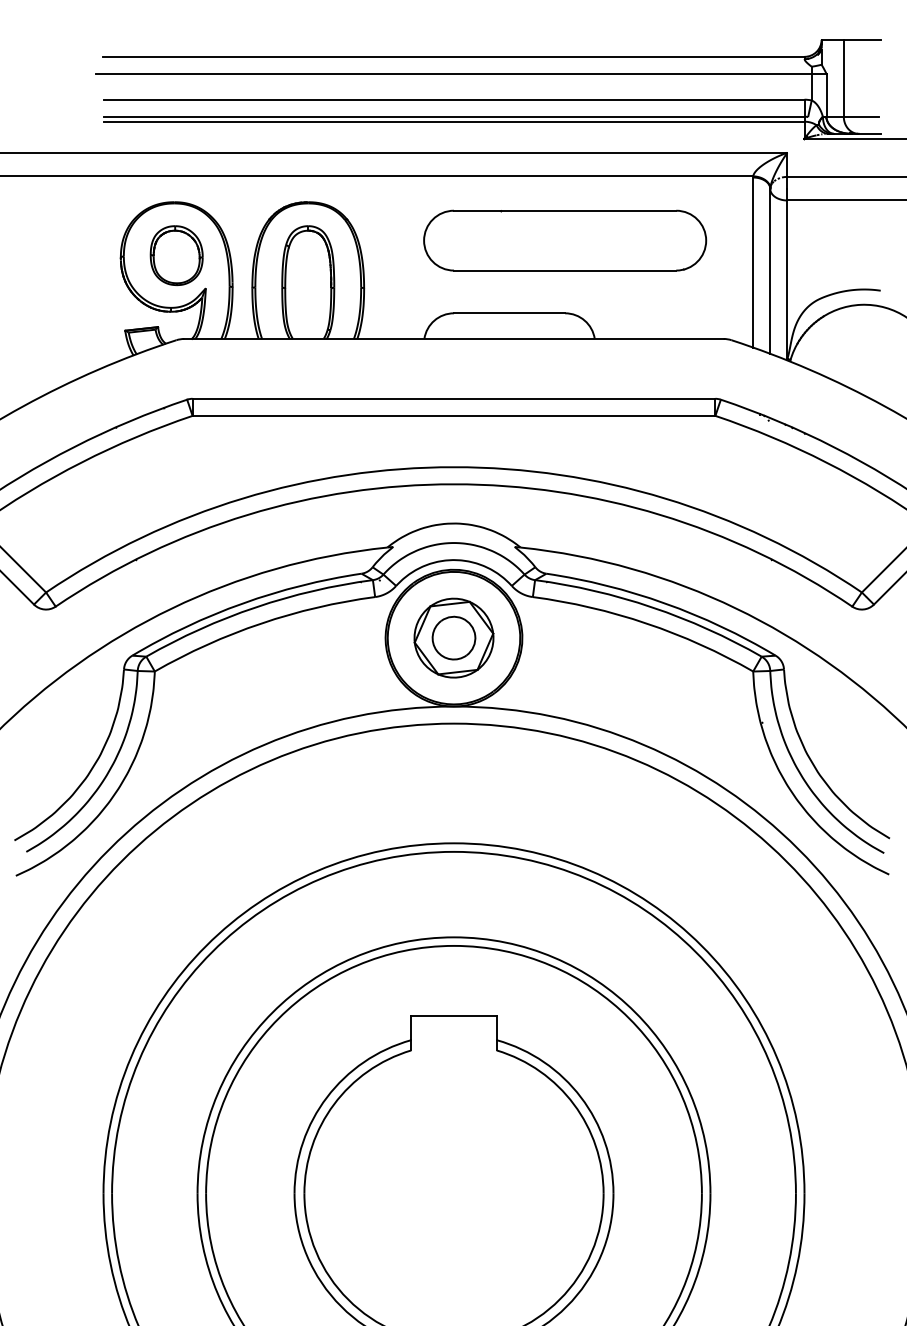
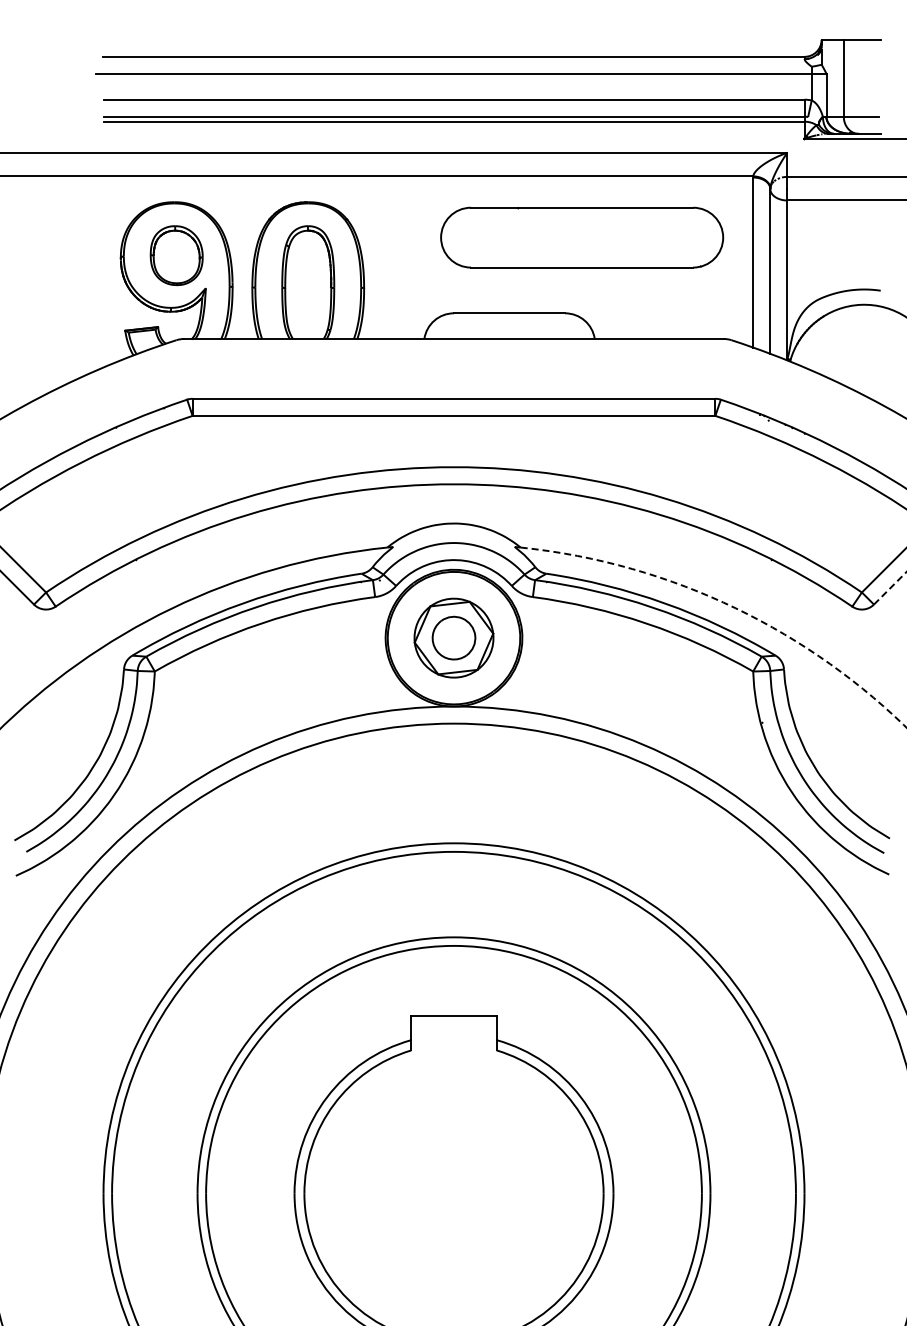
part position: (565, 240) -> (582, 237) (582, 237)
line: solid -> dashed (890, 588)
arc: solid -> dashed (727, 604)
